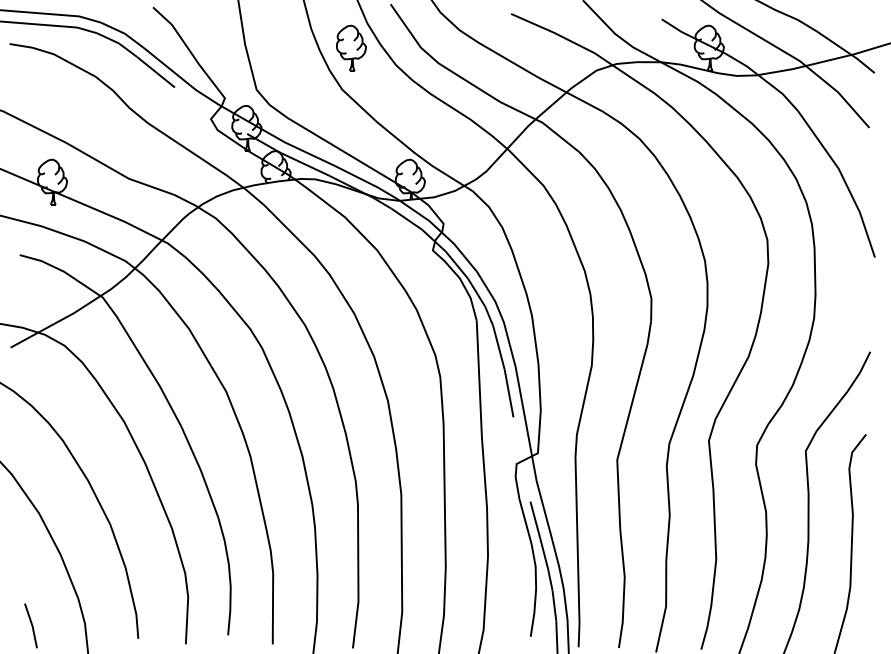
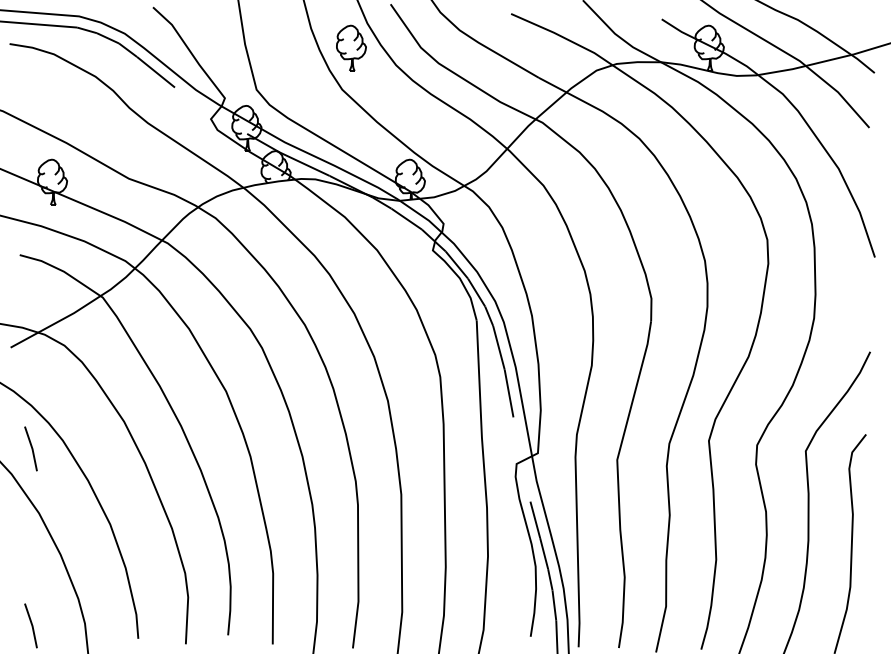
line: none -> present (31, 448)
